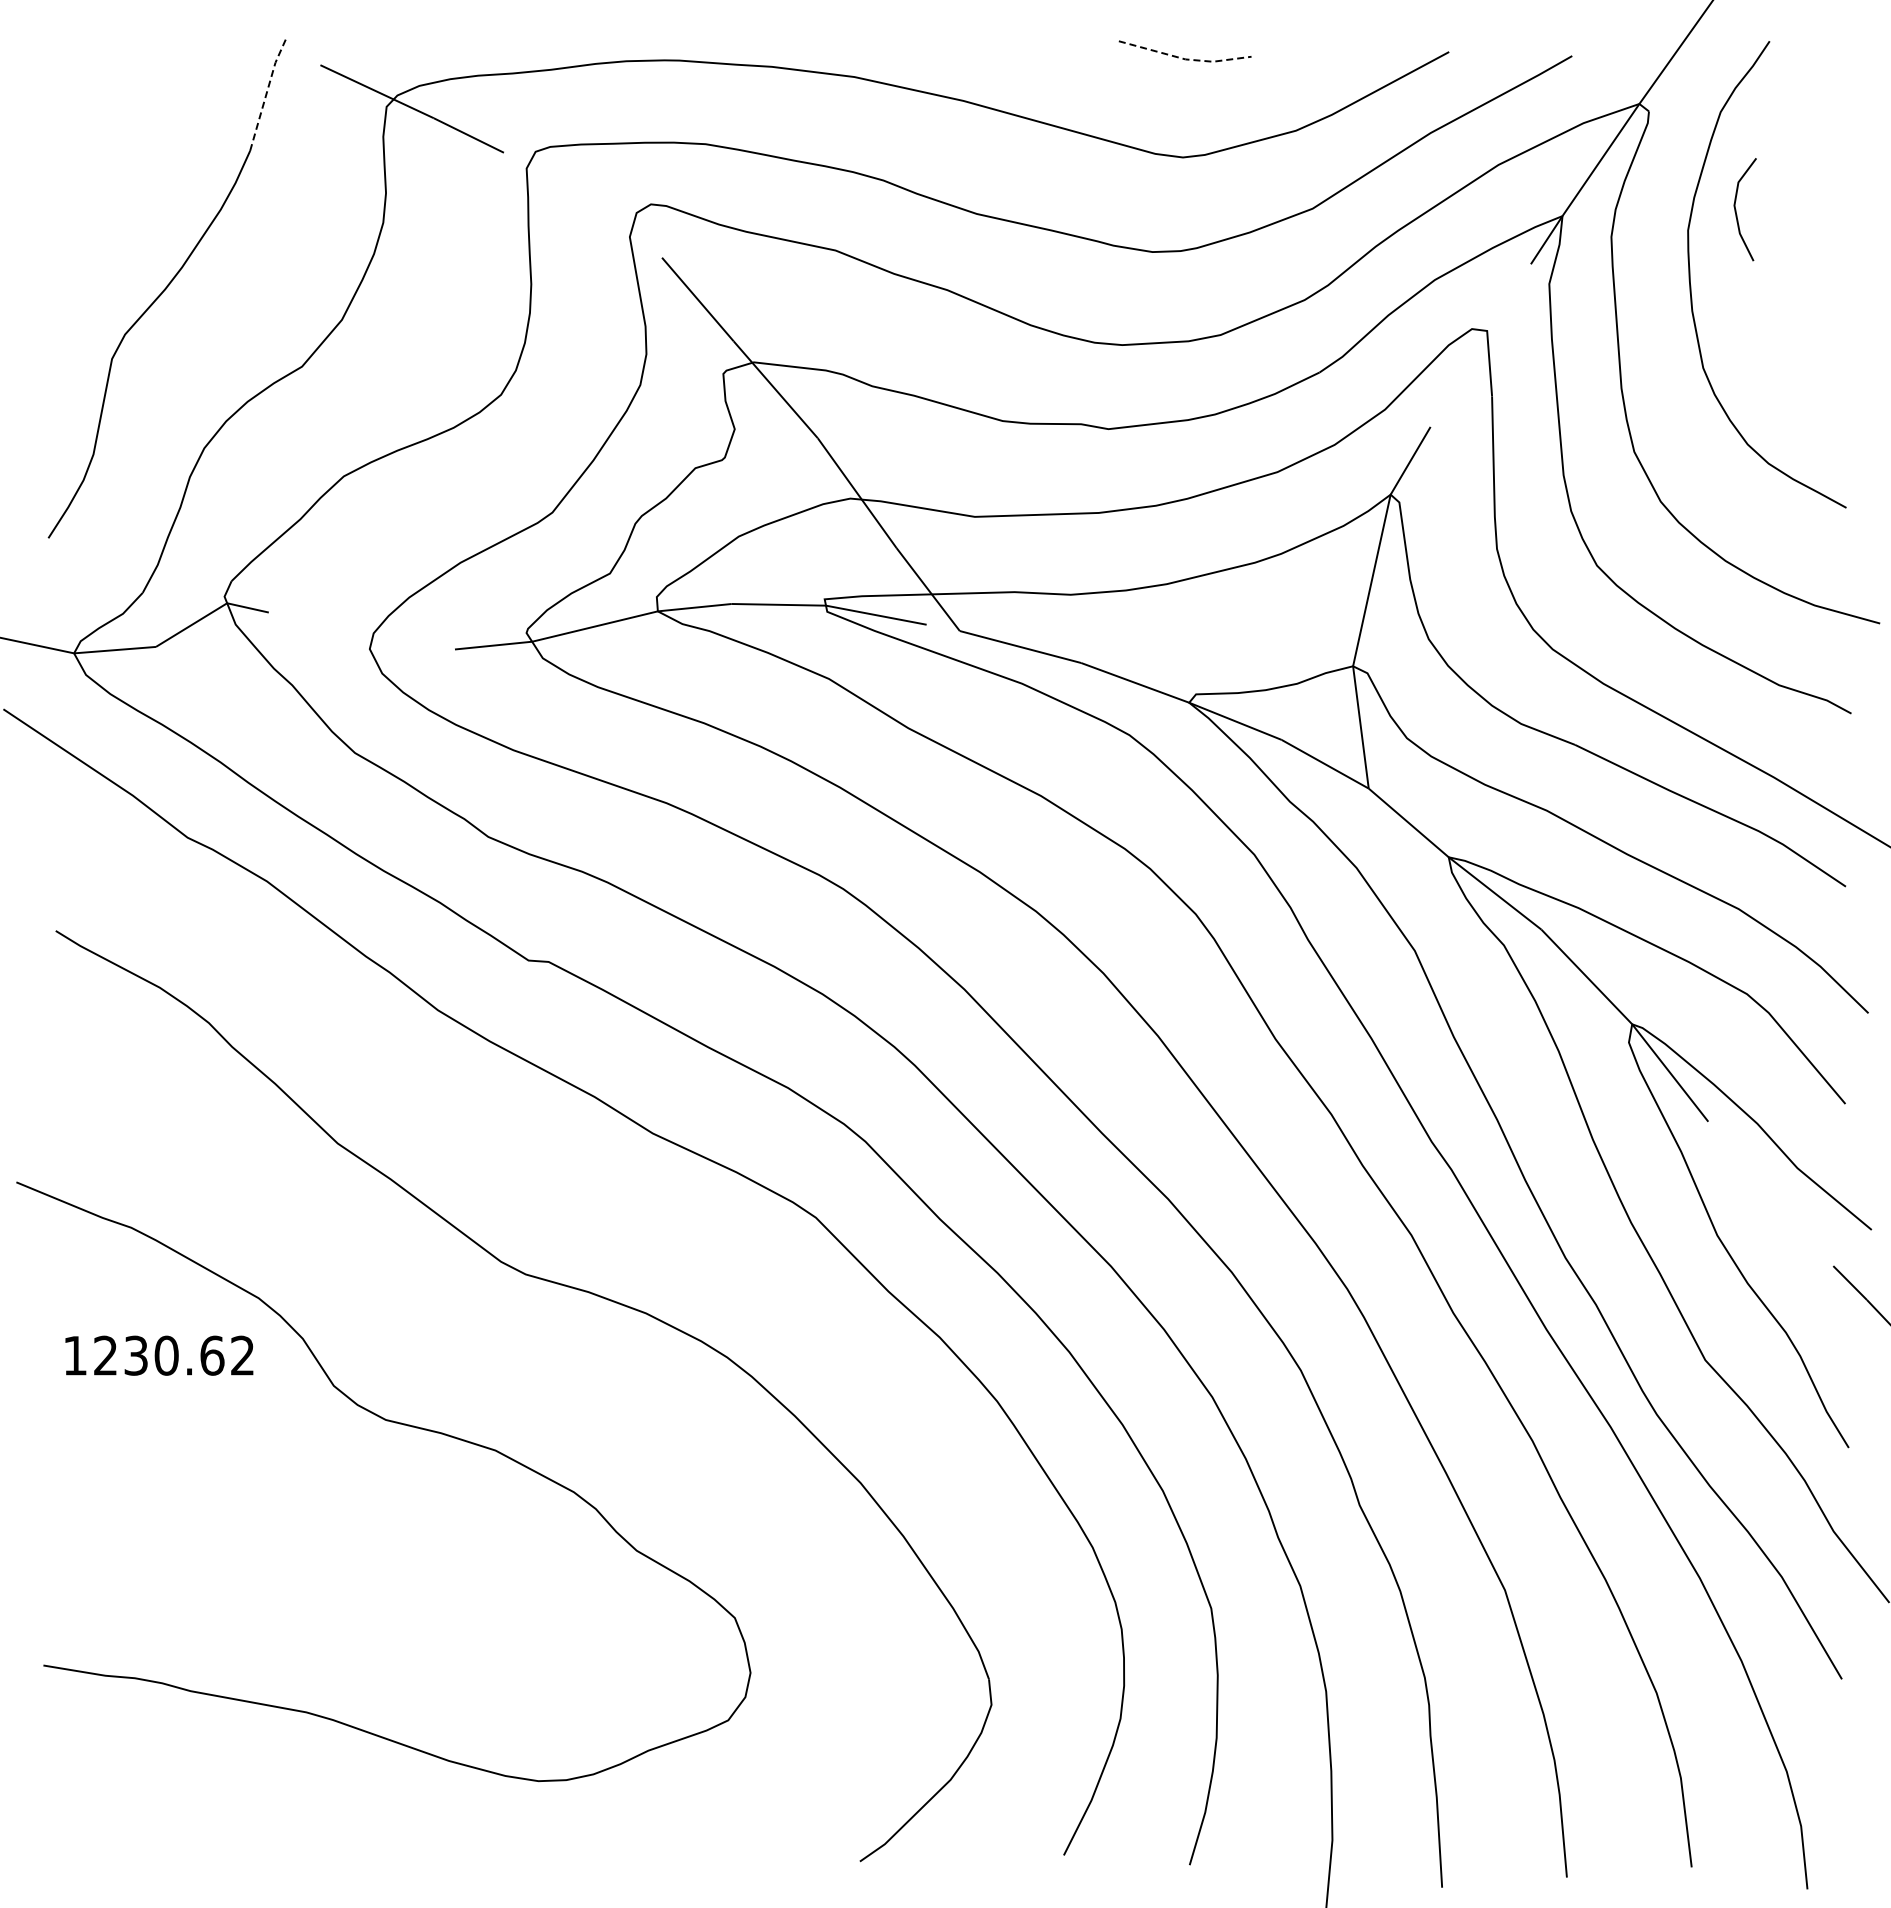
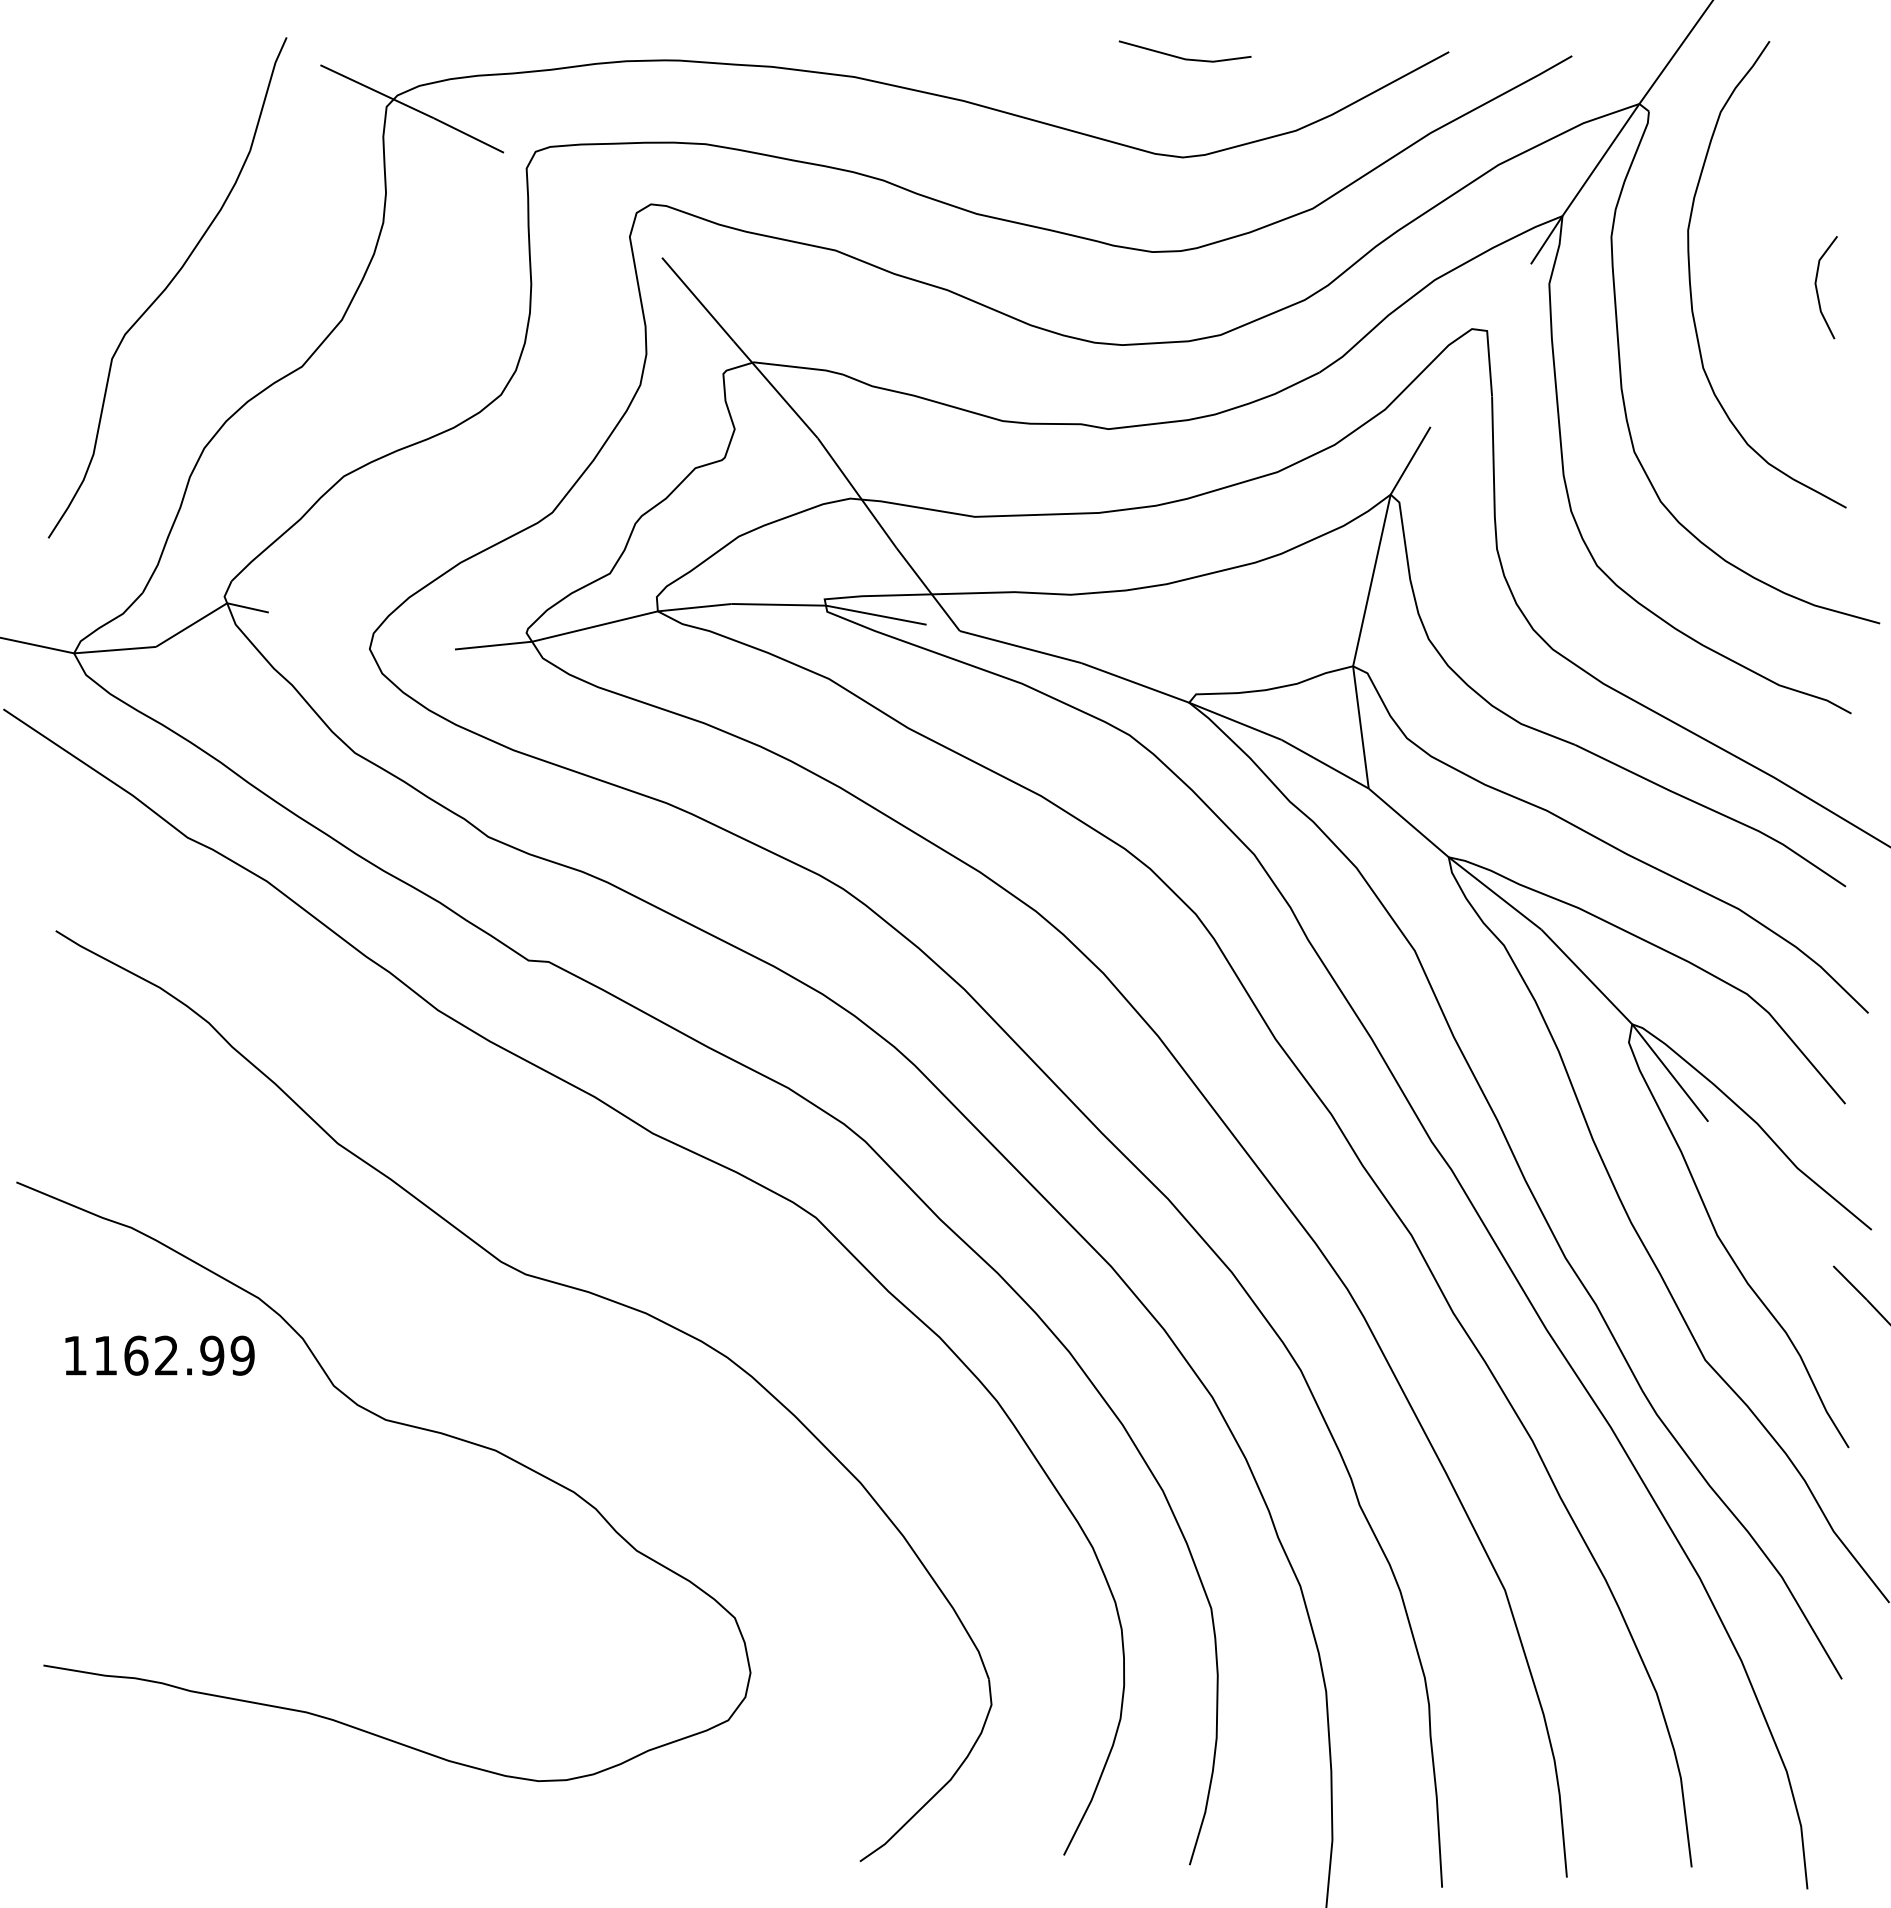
line: dashed -> solid (1185, 59)
line: dashed -> solid (266, 92)
line position: (1736, 209) -> (1817, 287) (1817, 287)
text: 1230.62 -> 1162.99 (174, 1355)
